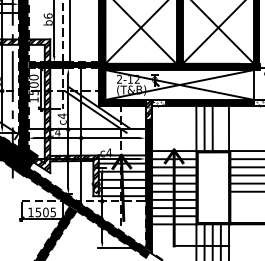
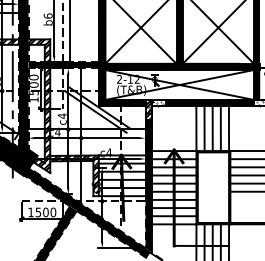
fill: none -> present (256, 84)
line: none -> present (220, 128)
text: 1505 -> 1500 (53, 212)
